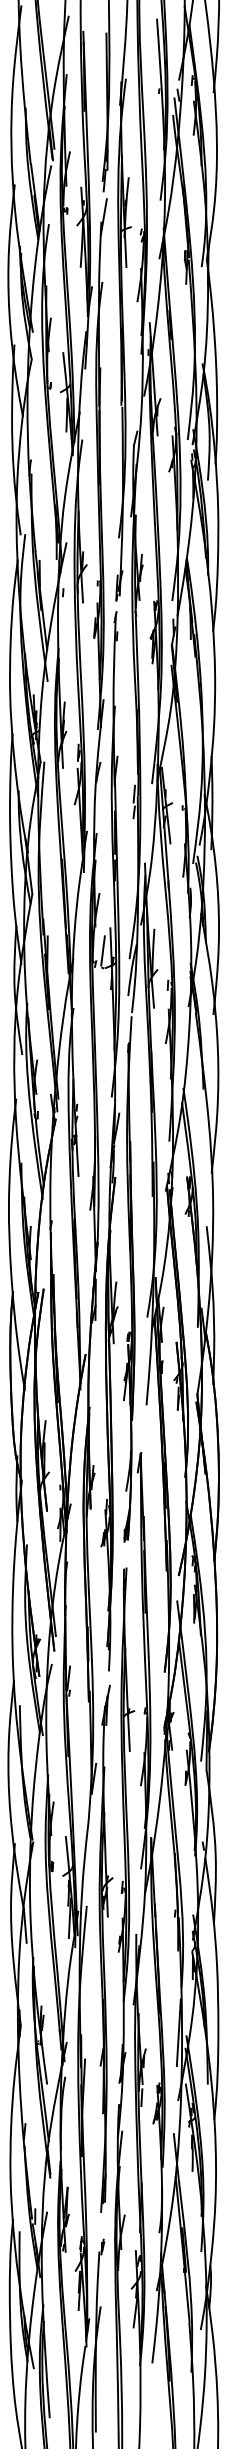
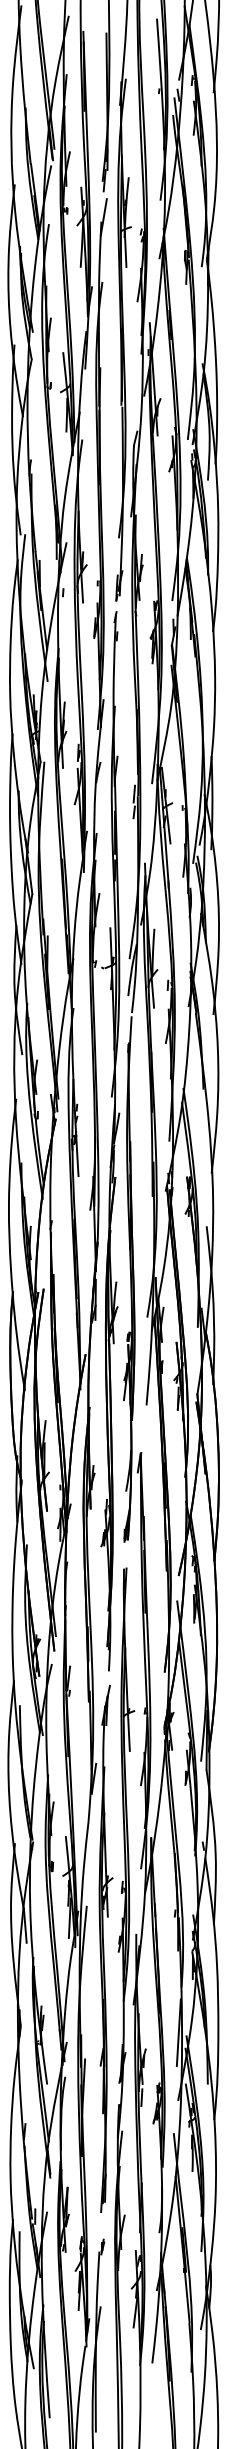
line: present -> none (102, 950)
